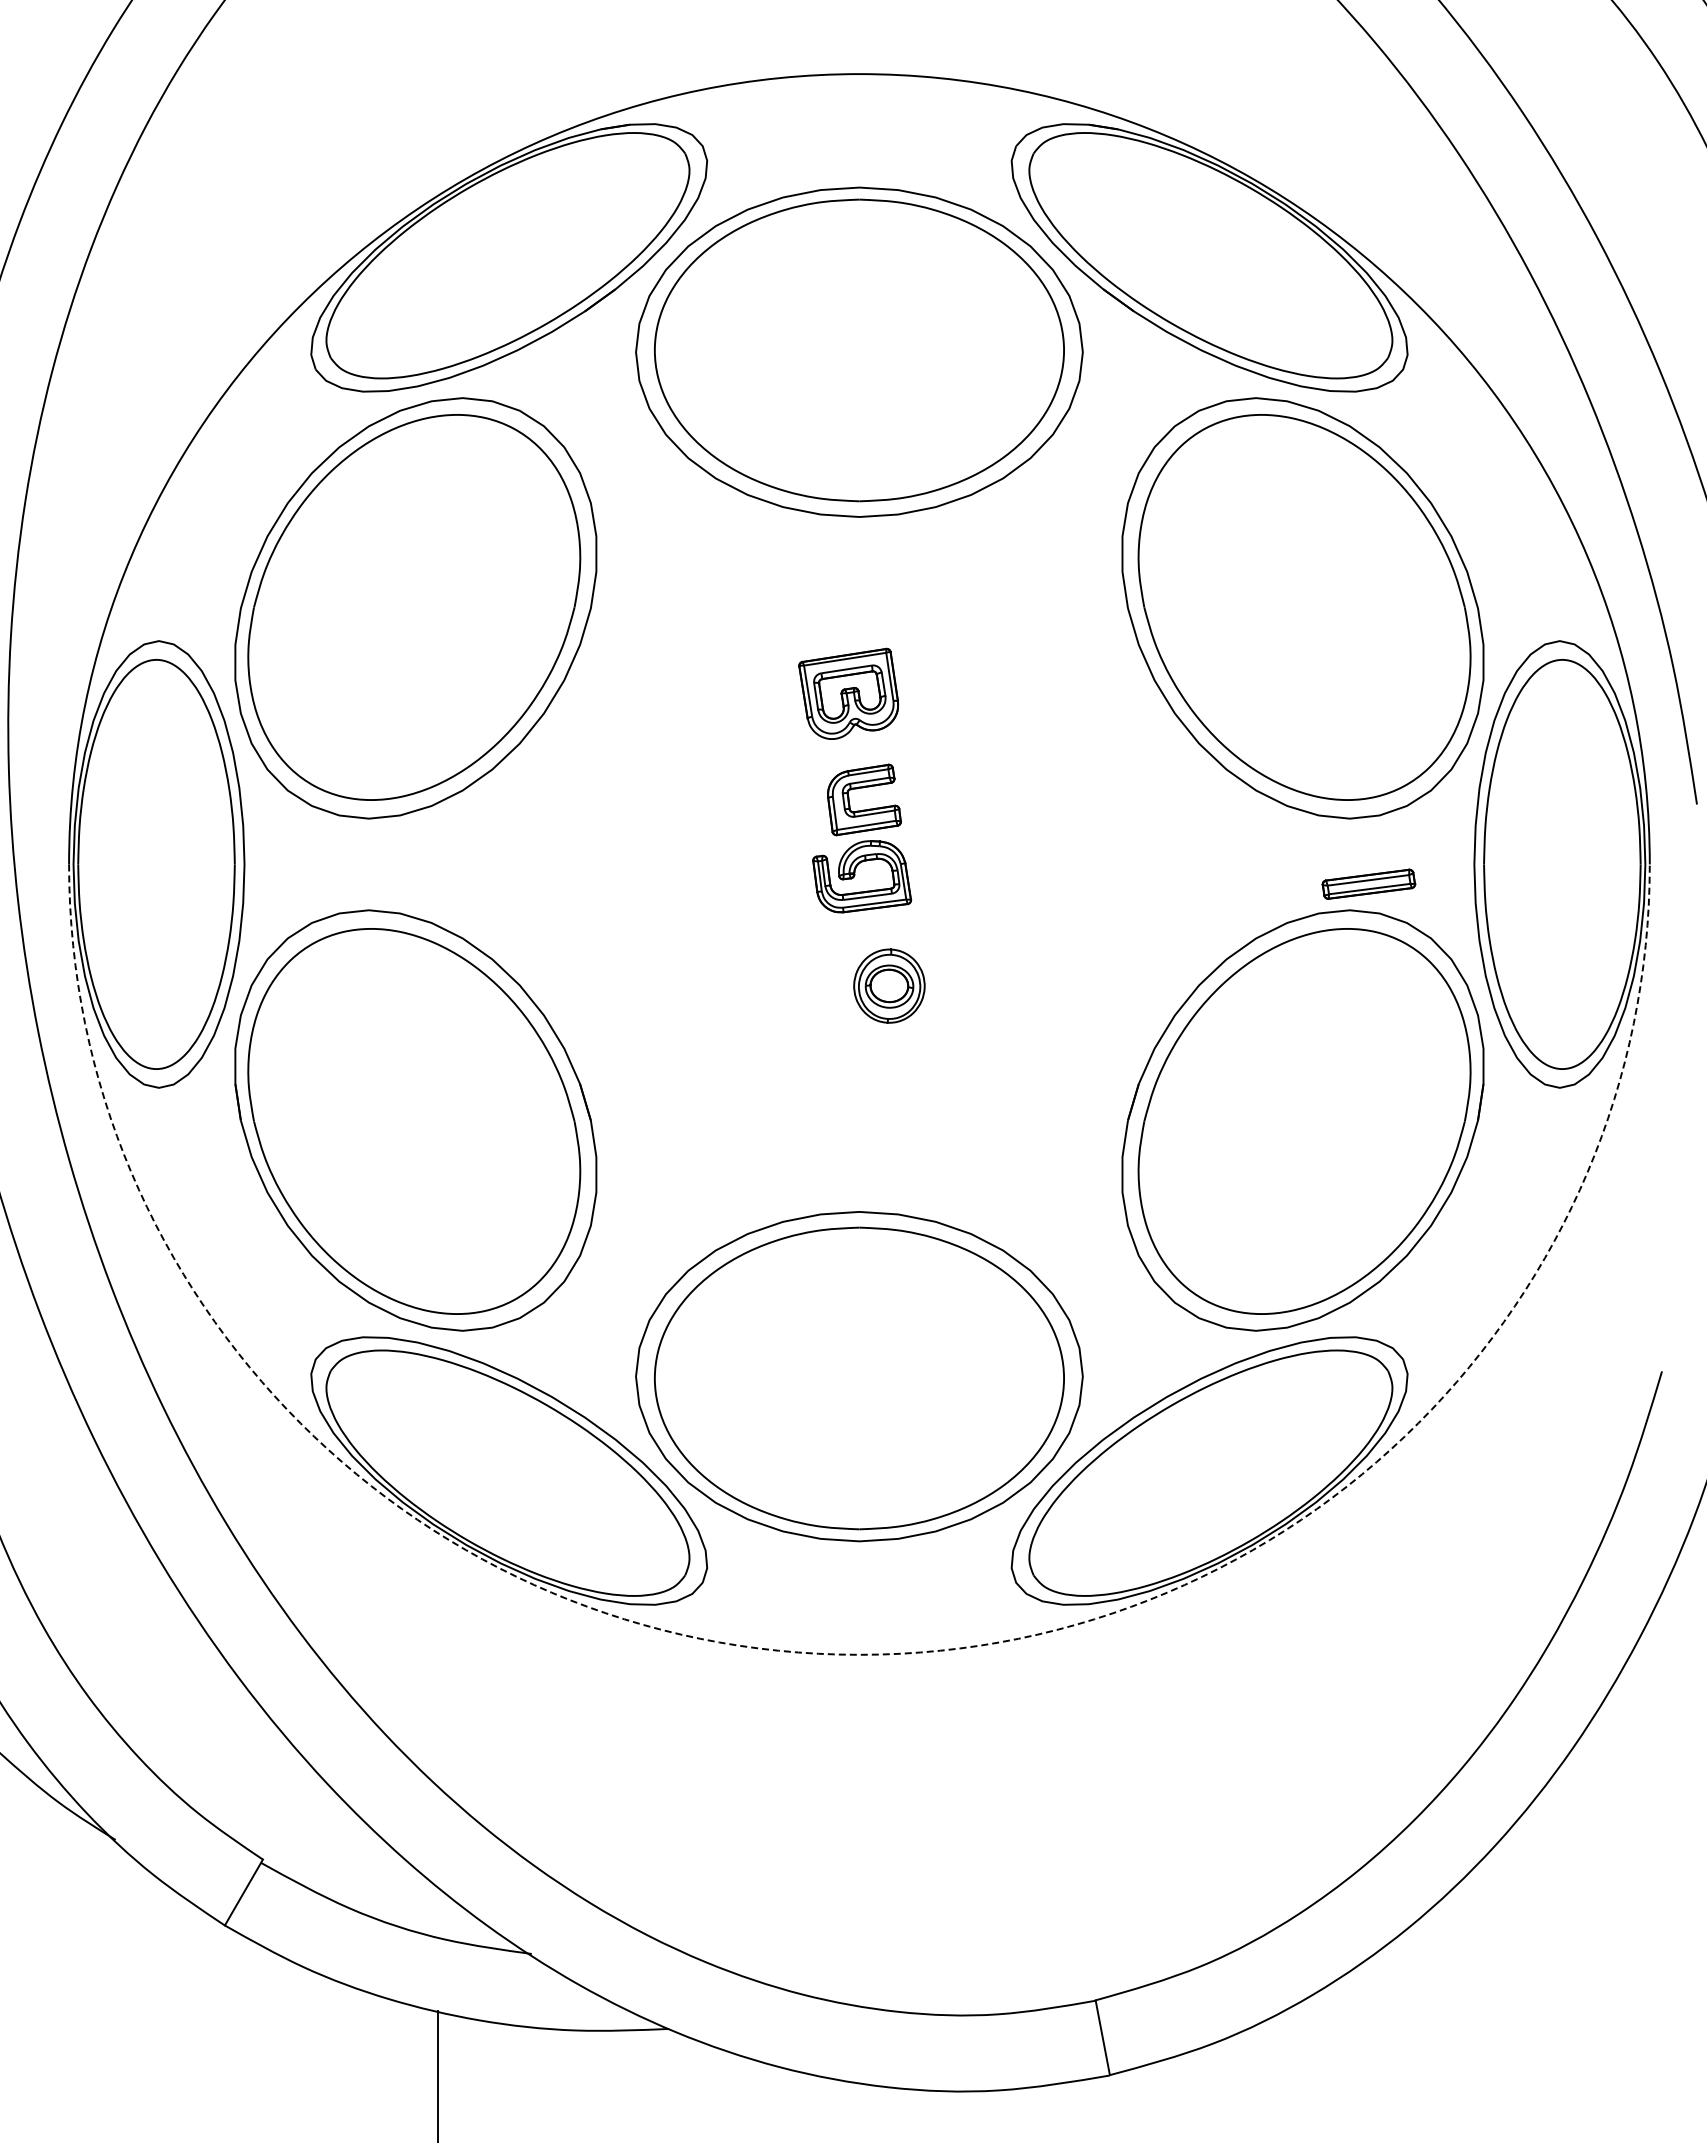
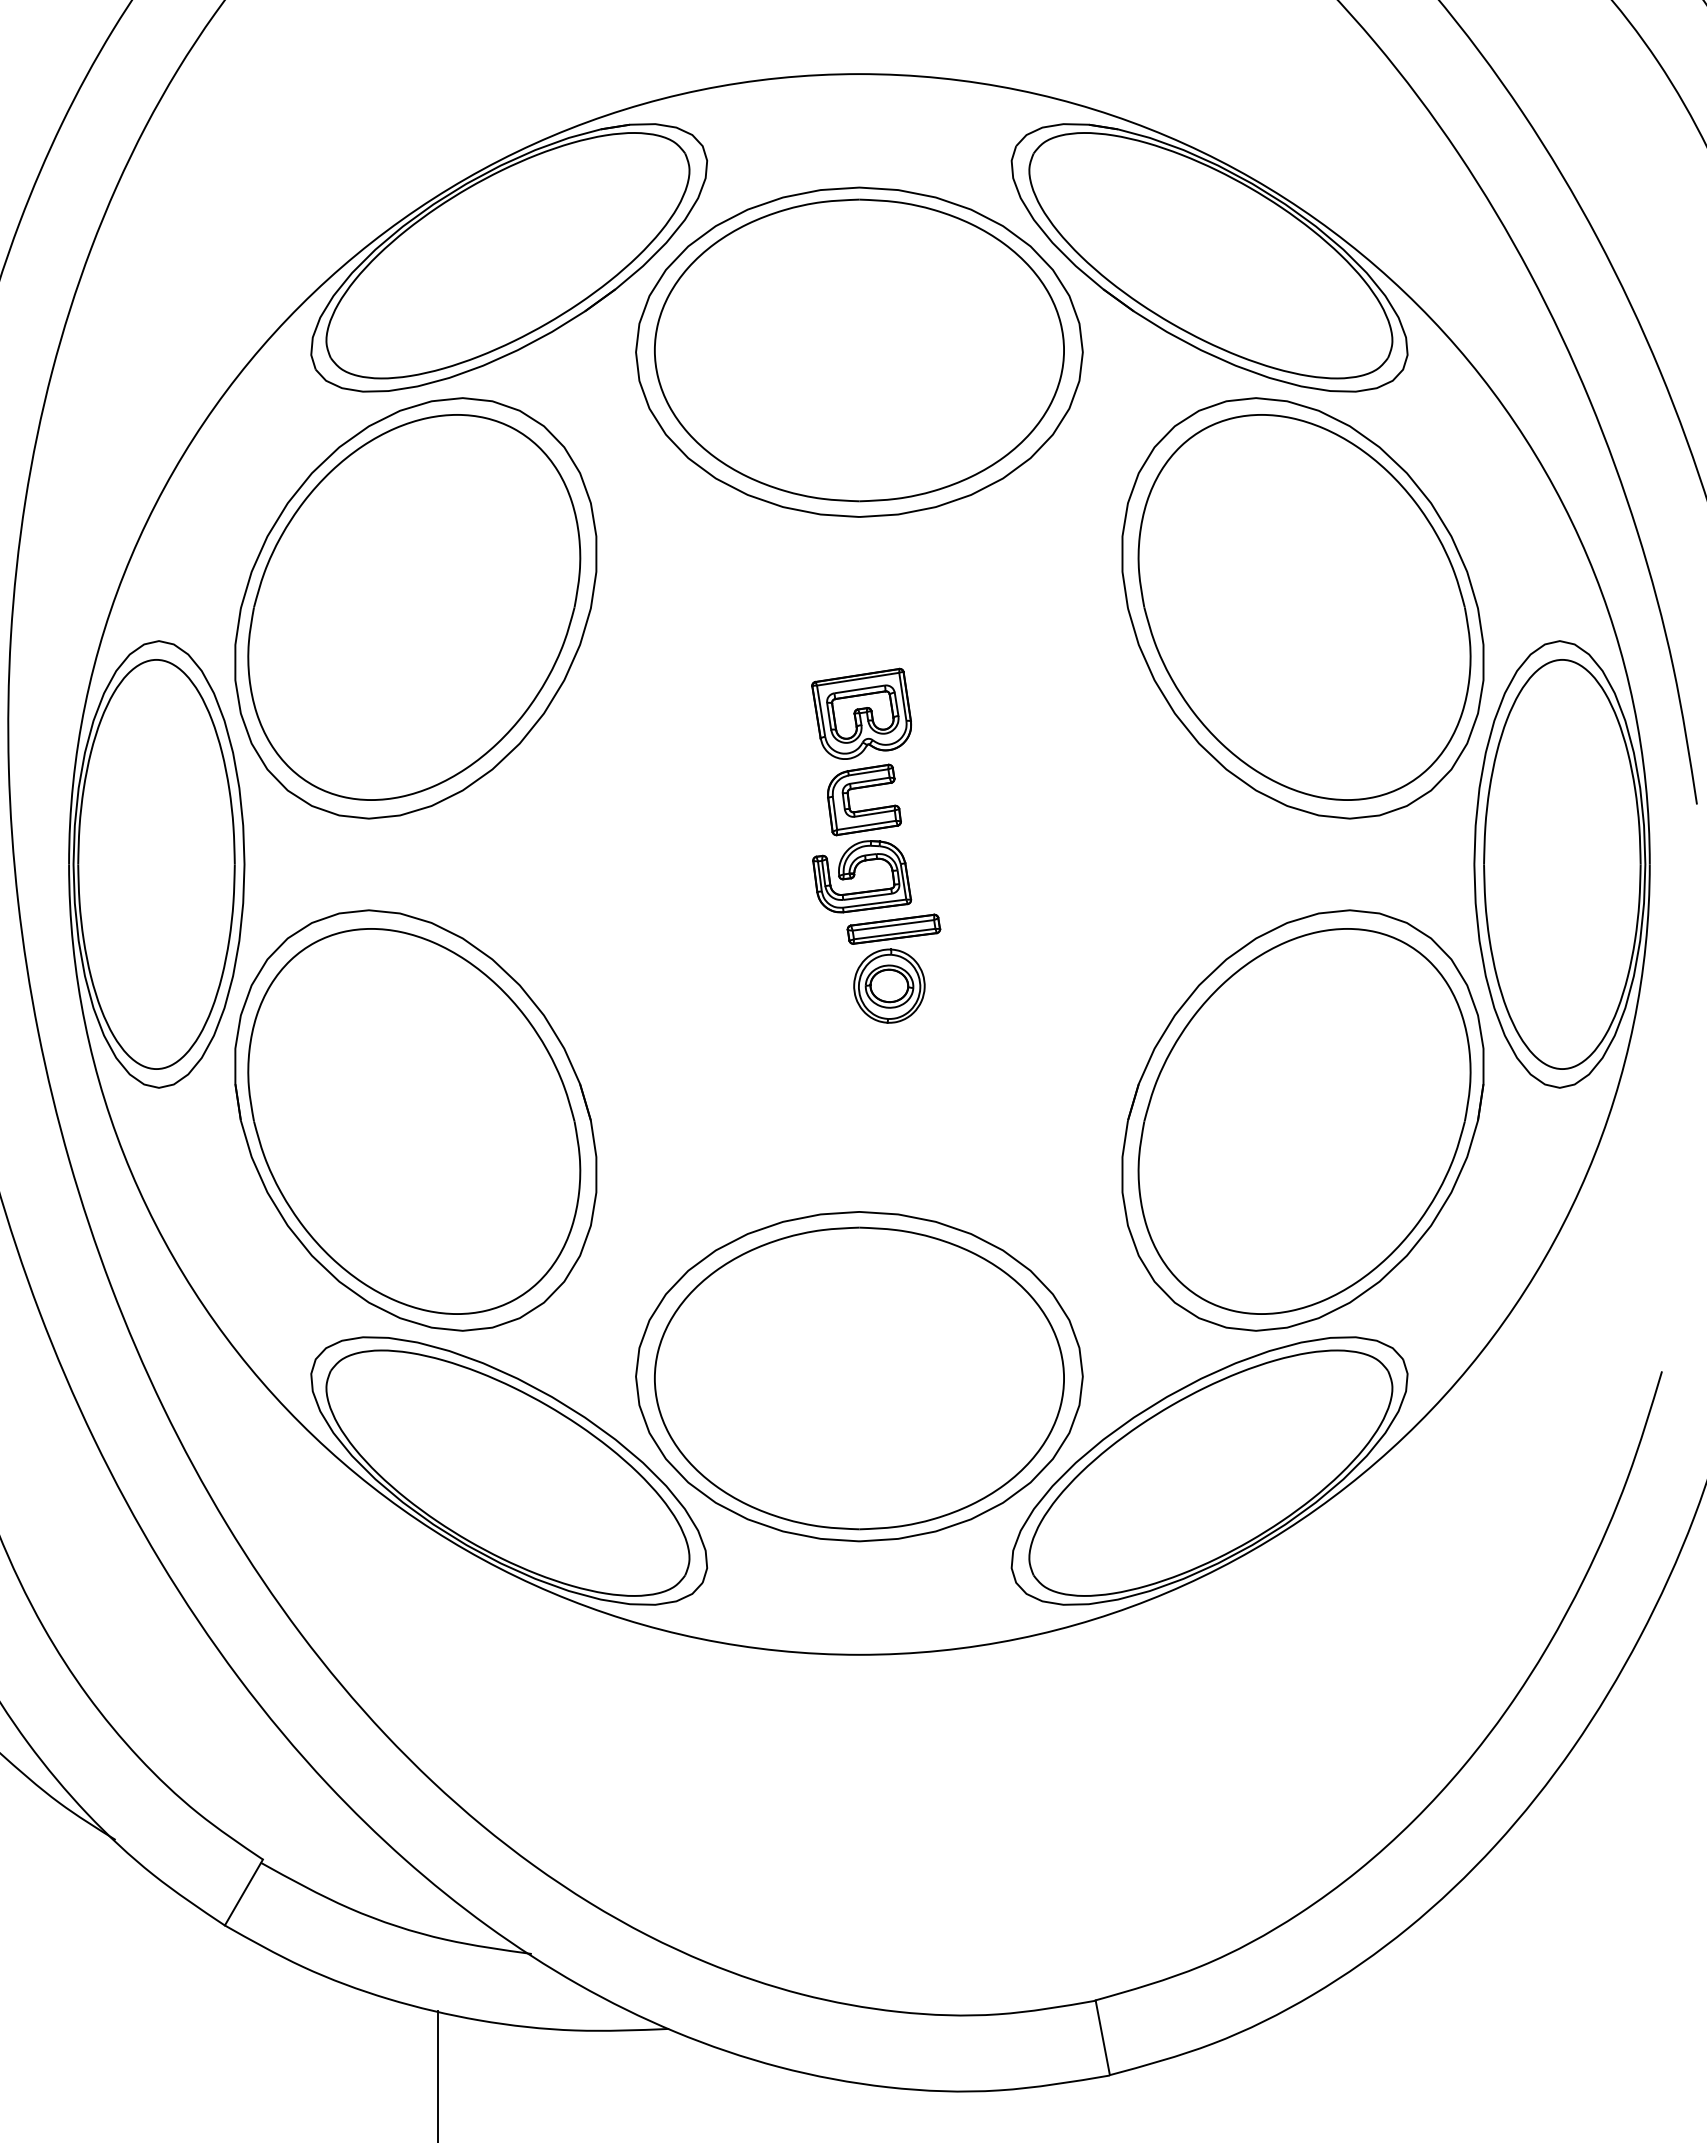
part position: (848, 693) -> (861, 713) (861, 713)
part position: (1368, 883) -> (893, 928) (893, 928)
arc: dashed -> solid (859, 1654)
